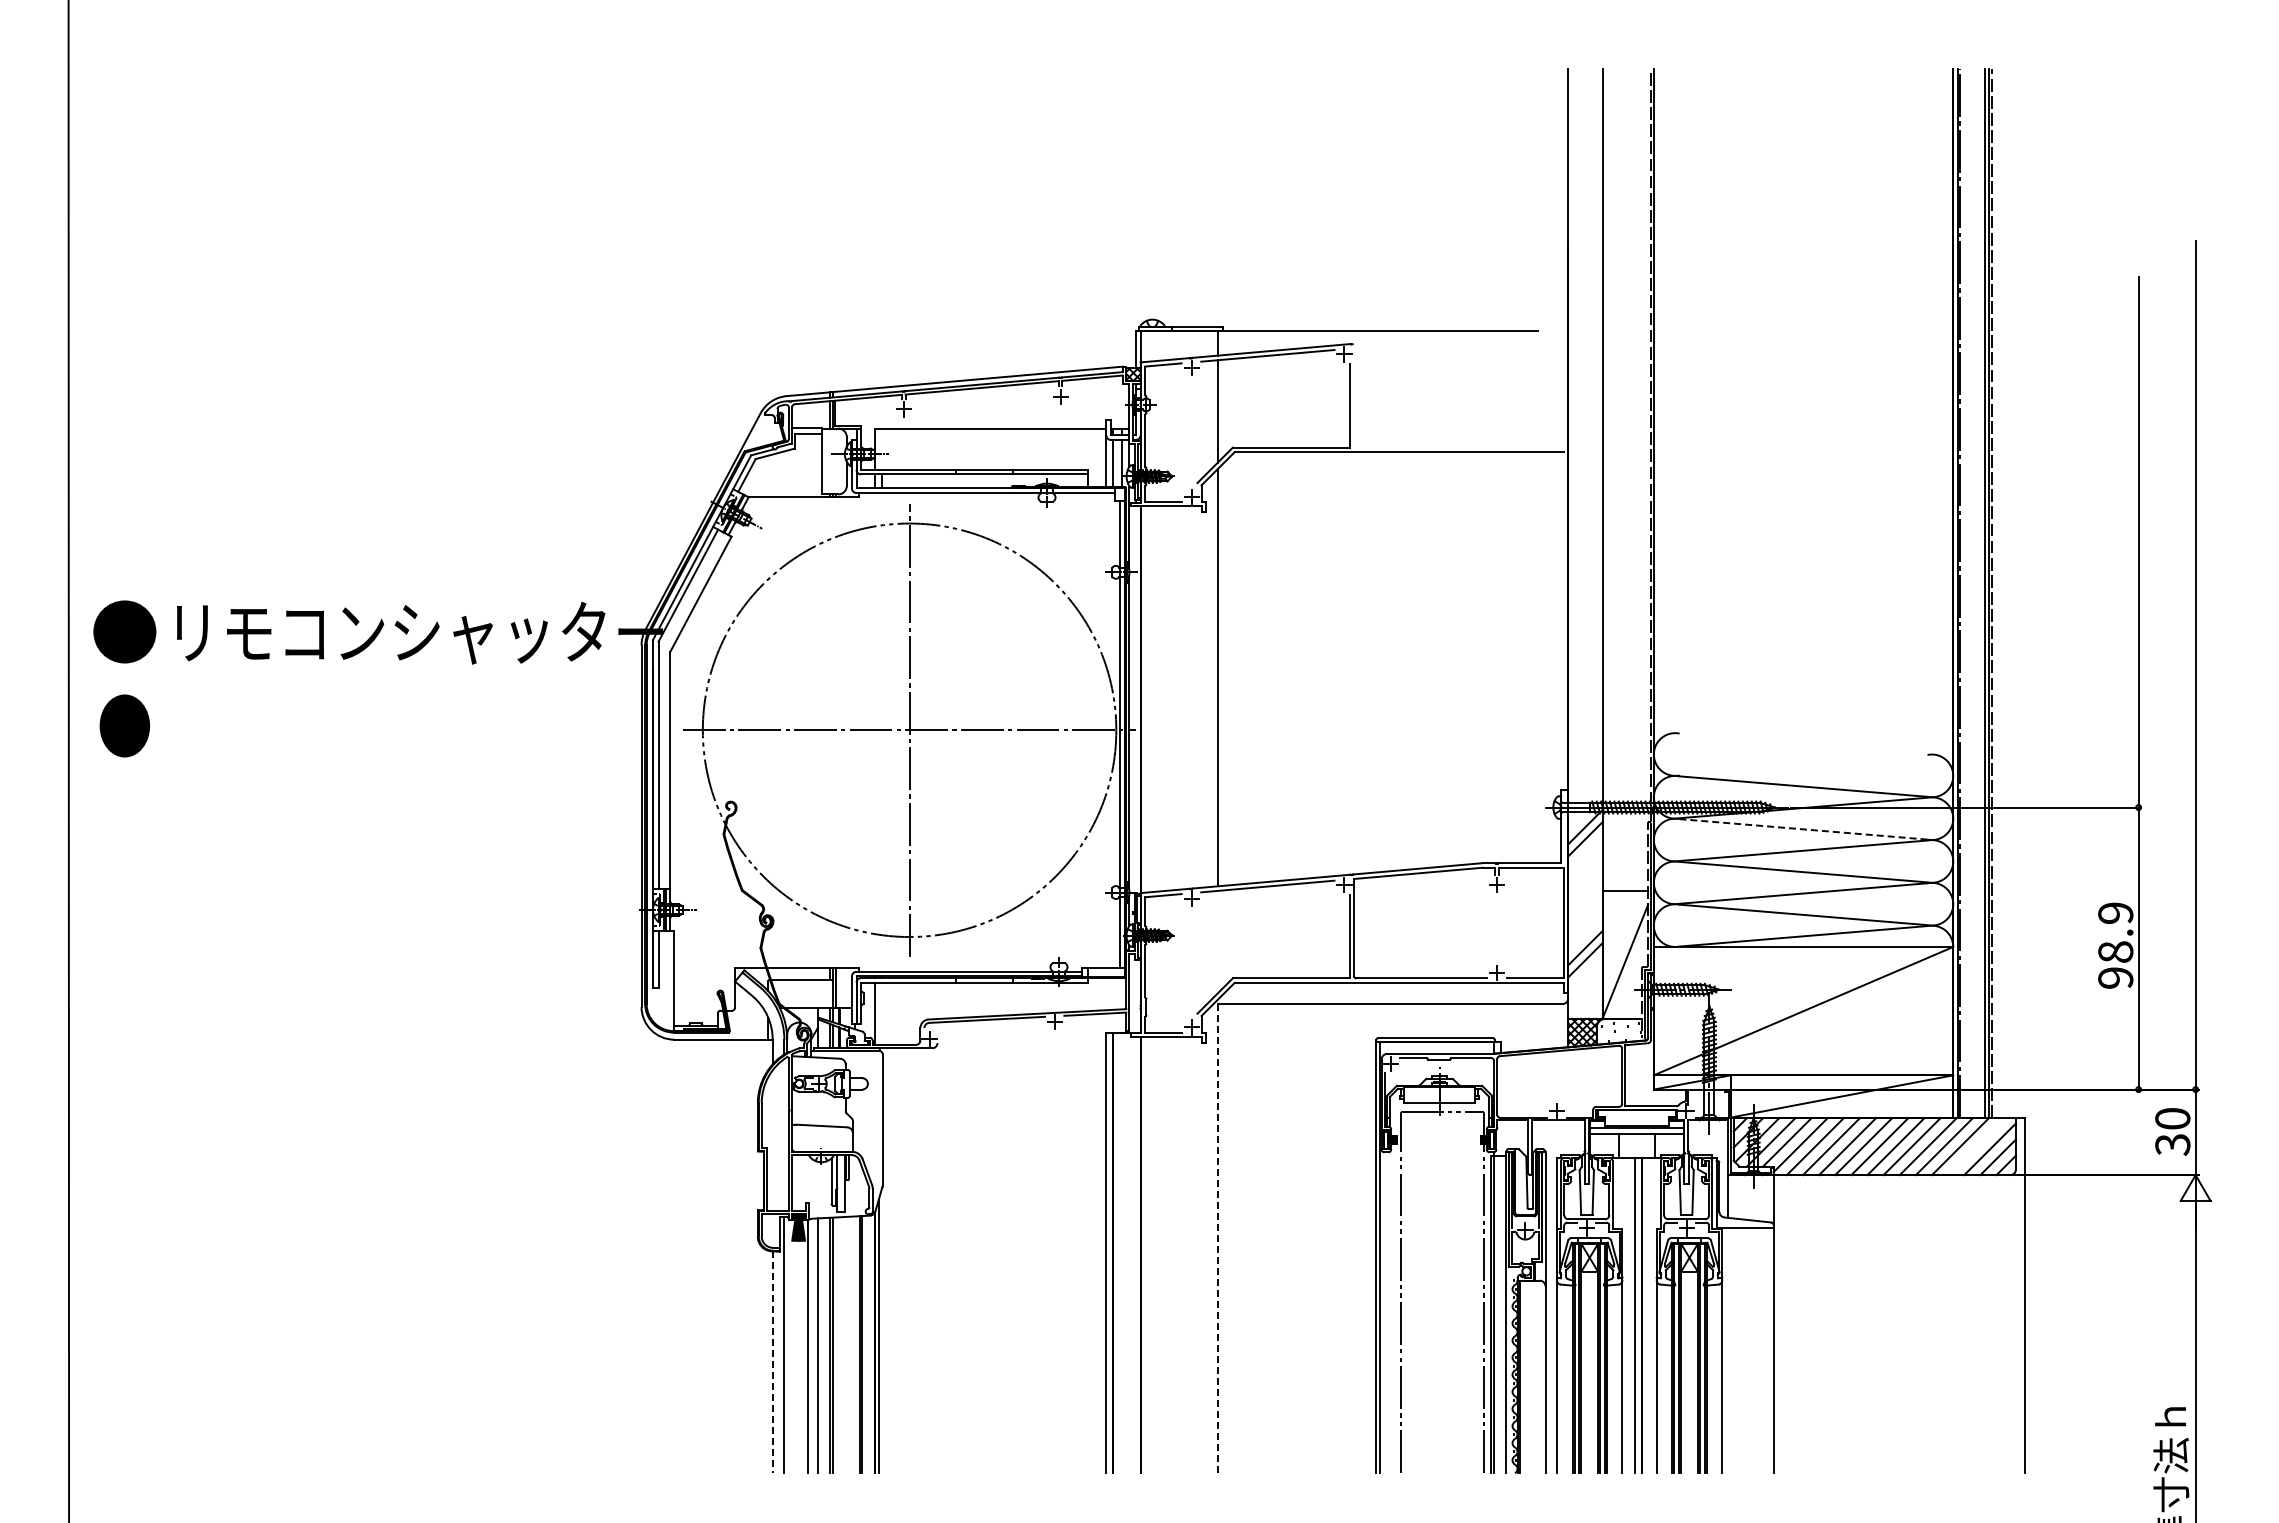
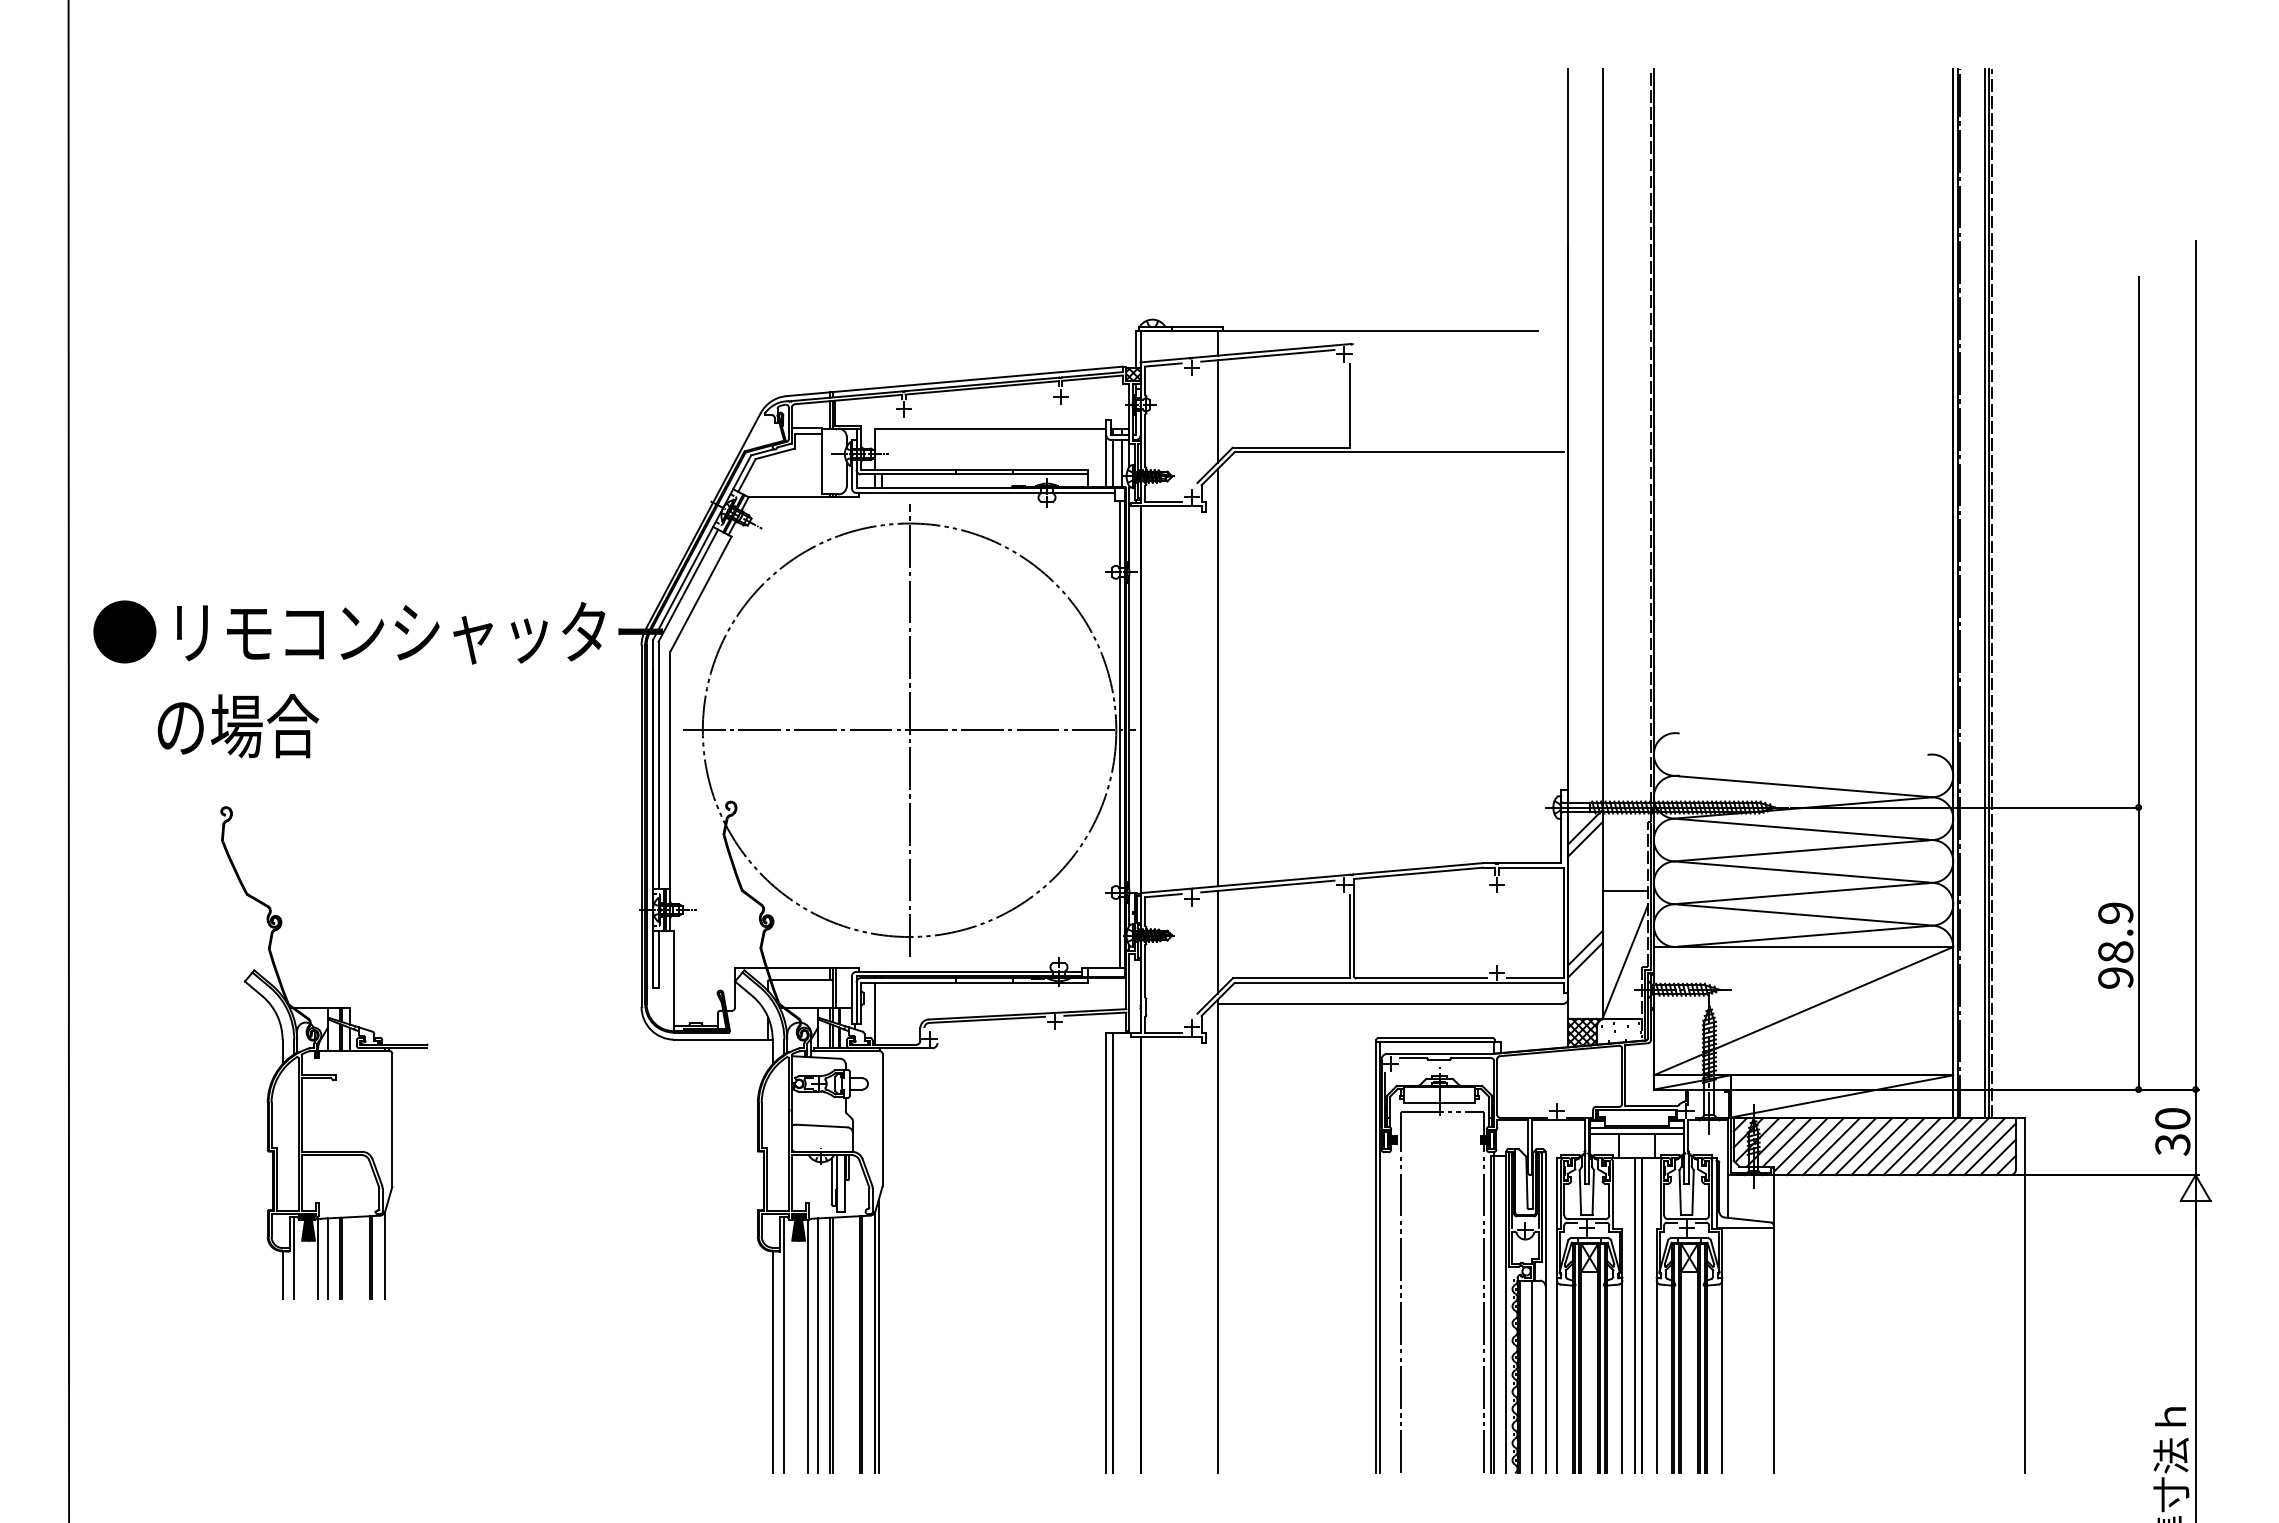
text: ● -> の場合 (209, 726)
line: dashed -> solid (1803, 829)
line: none -> present (1217, 941)
part: none -> present (324, 1052)
line: none -> present (1976, 1146)
line: dashed -> solid (1217, 1236)
line: dashed -> solid (772, 1362)
line: none -> present (1531, 1376)
